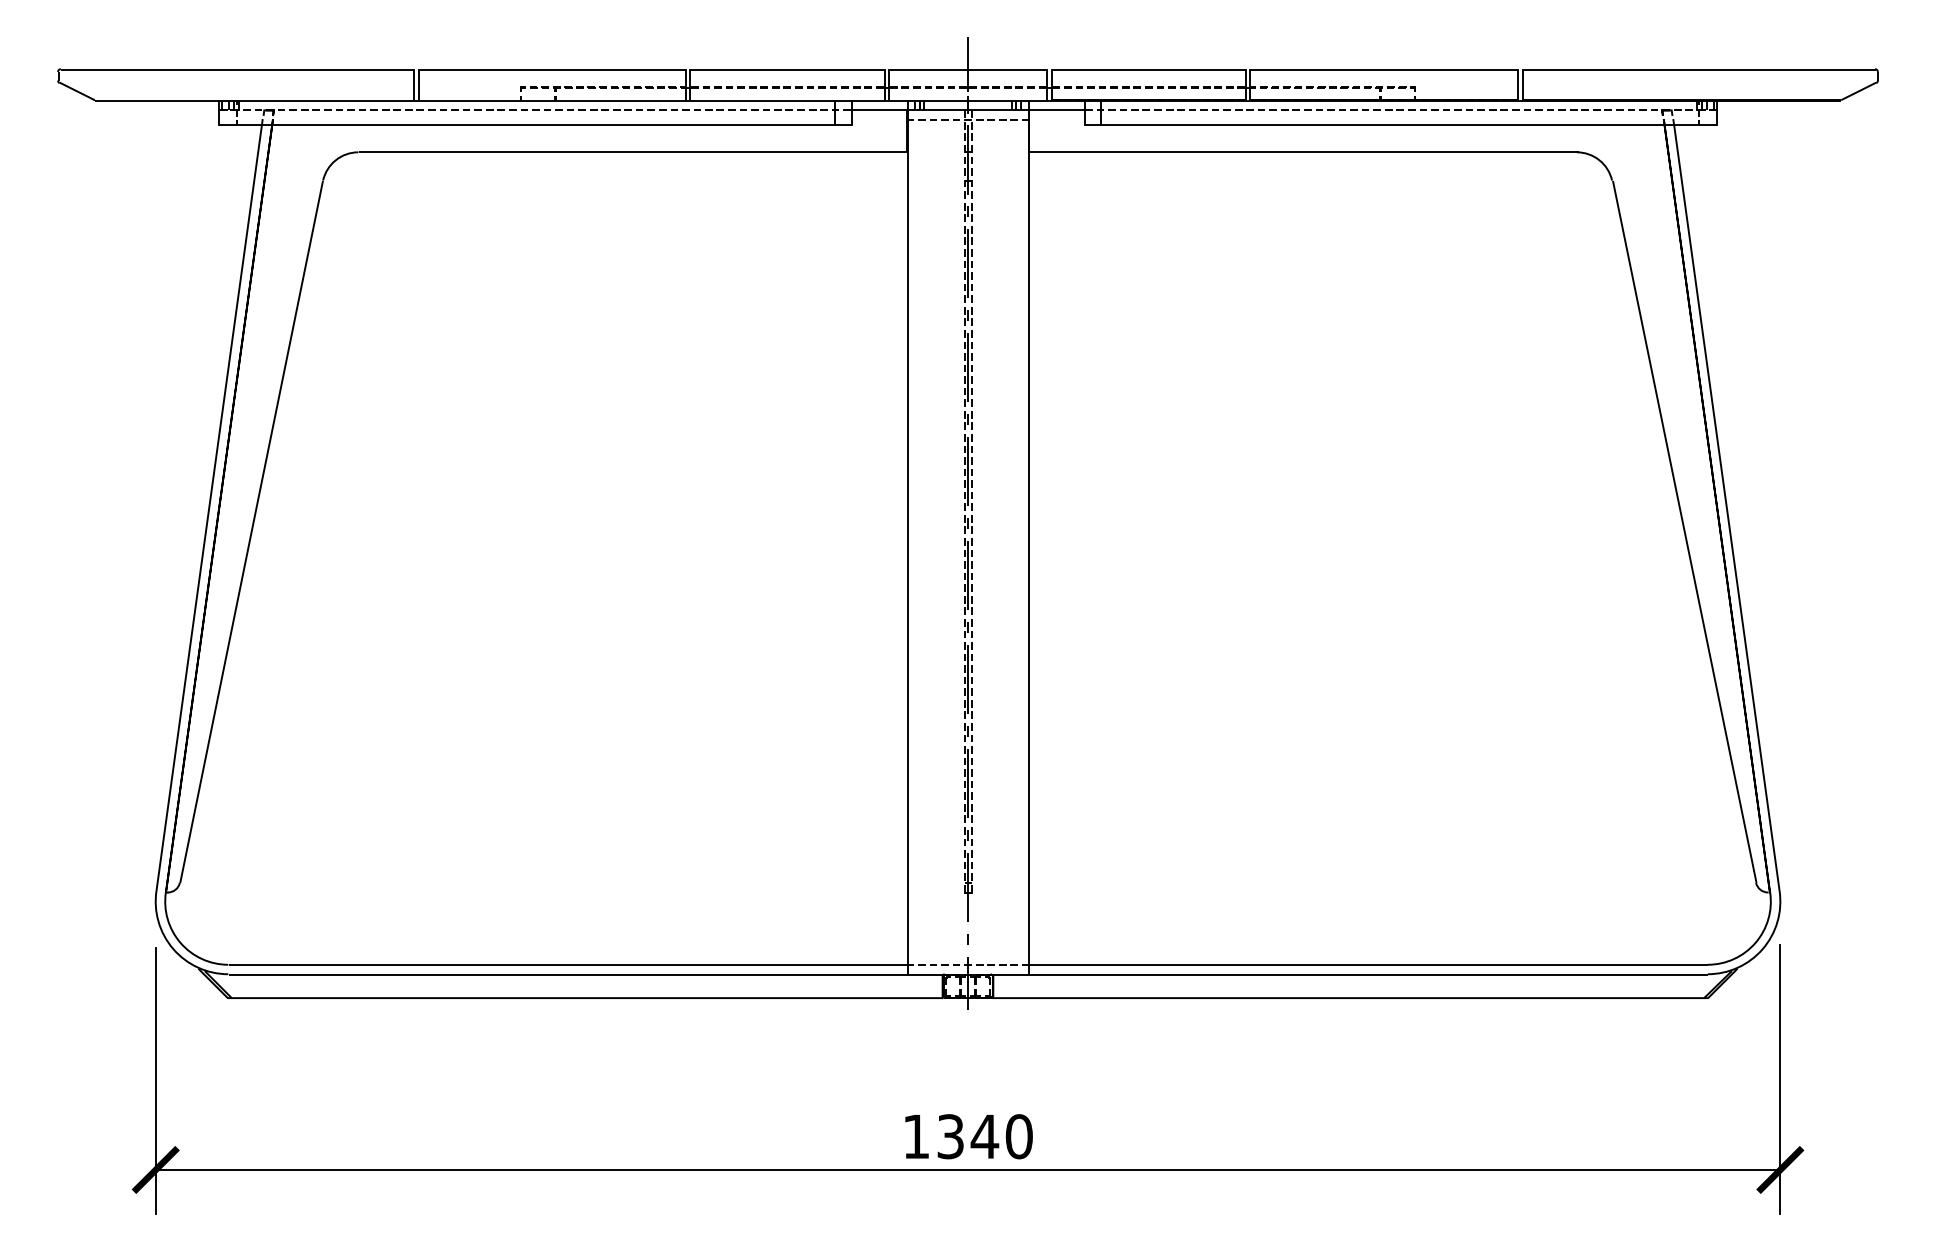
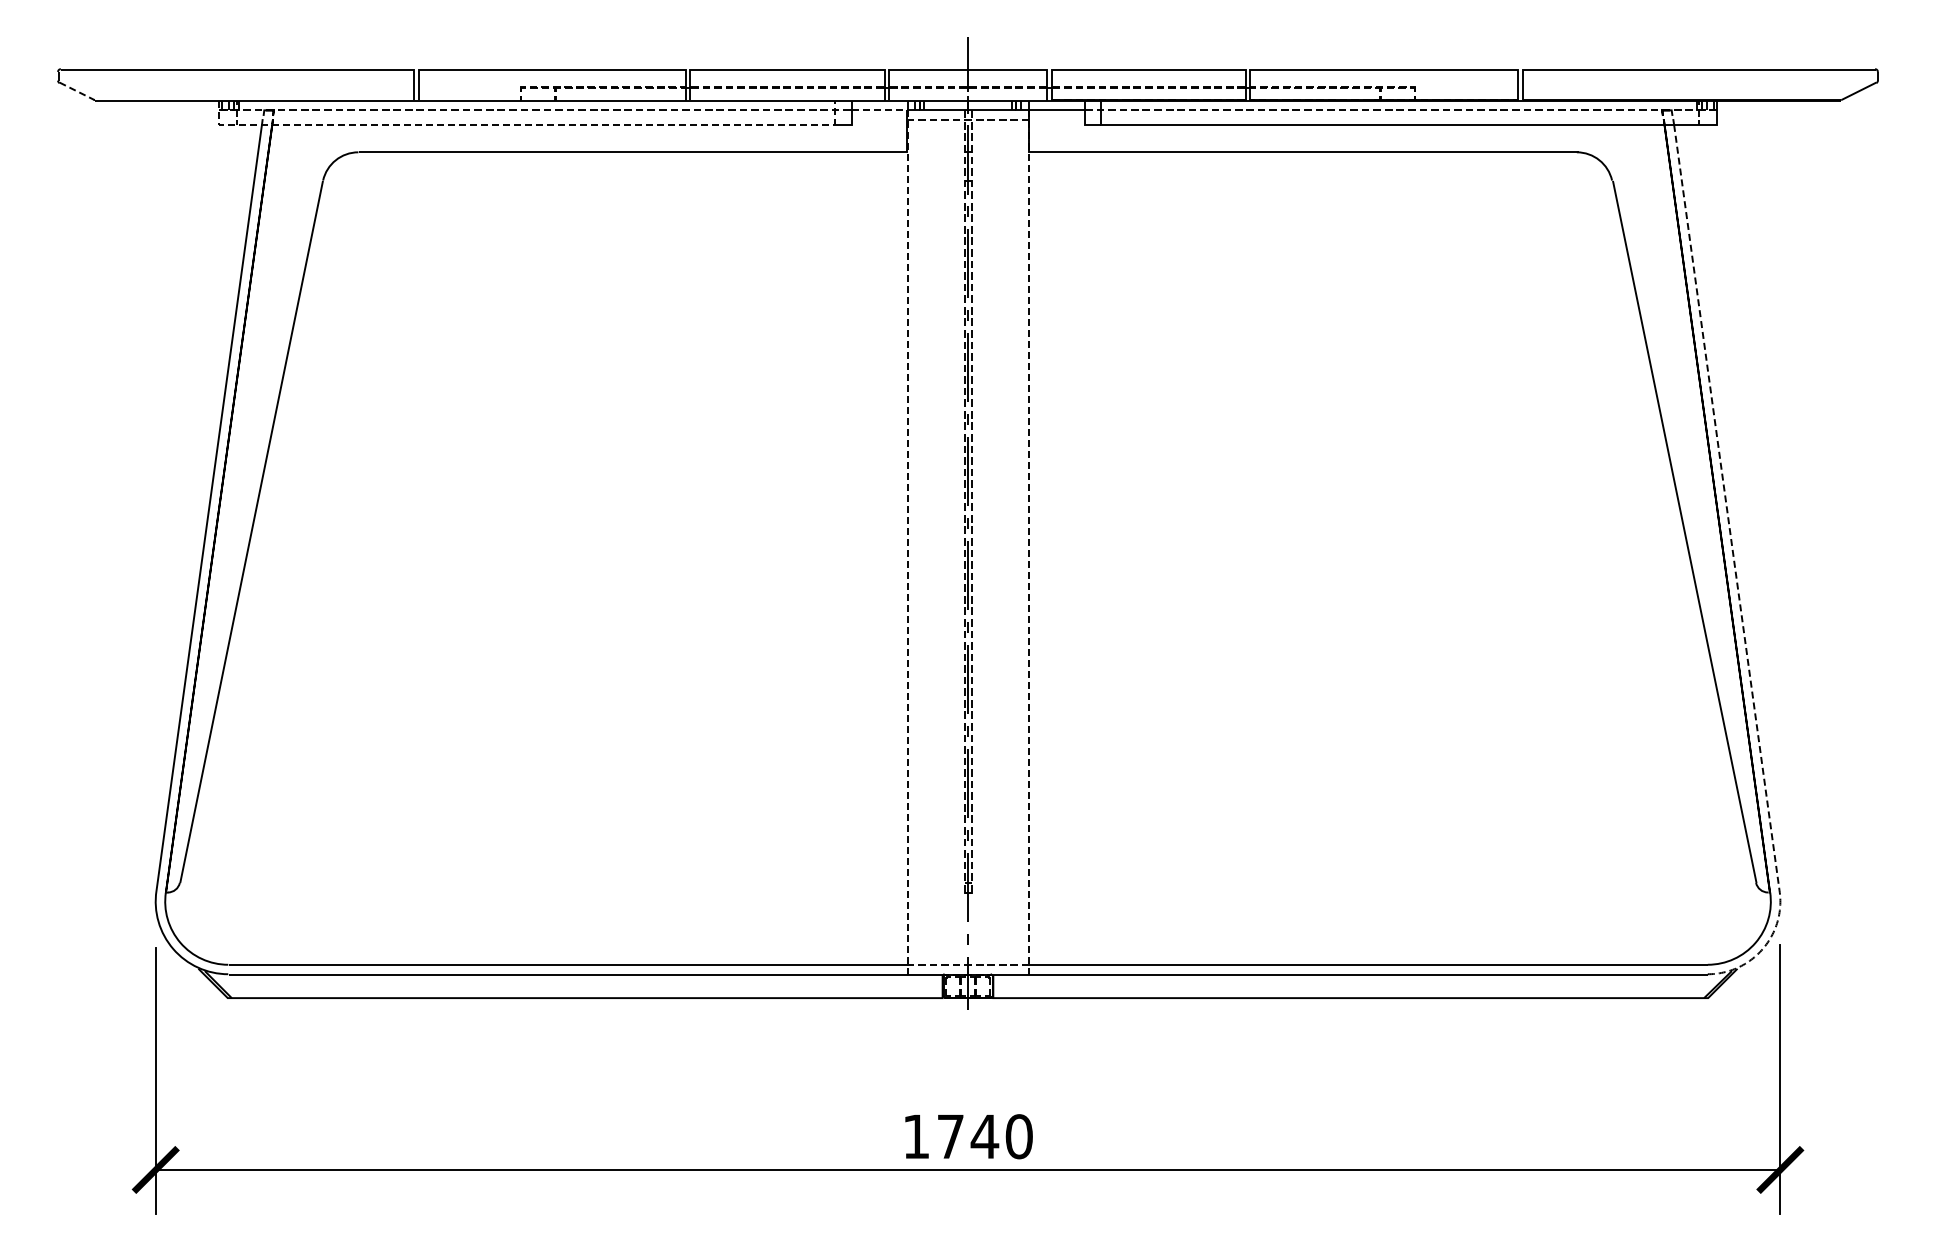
line: solid -> dashed (77, 91)
line: solid -> dashed (526, 124)
line: solid -> dashed (907, 515)
line: solid -> dashed (1029, 543)
line: solid -> dashed (1736, 579)
text: 1340 -> 1740 (950, 1136)
